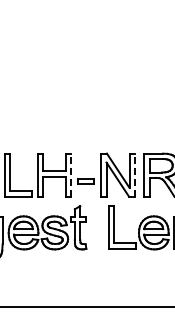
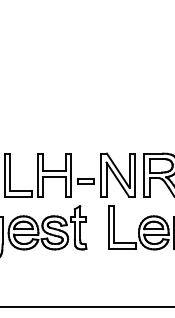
line: dashed -> solid (71, 175)
line: dashed -> solid (134, 175)
